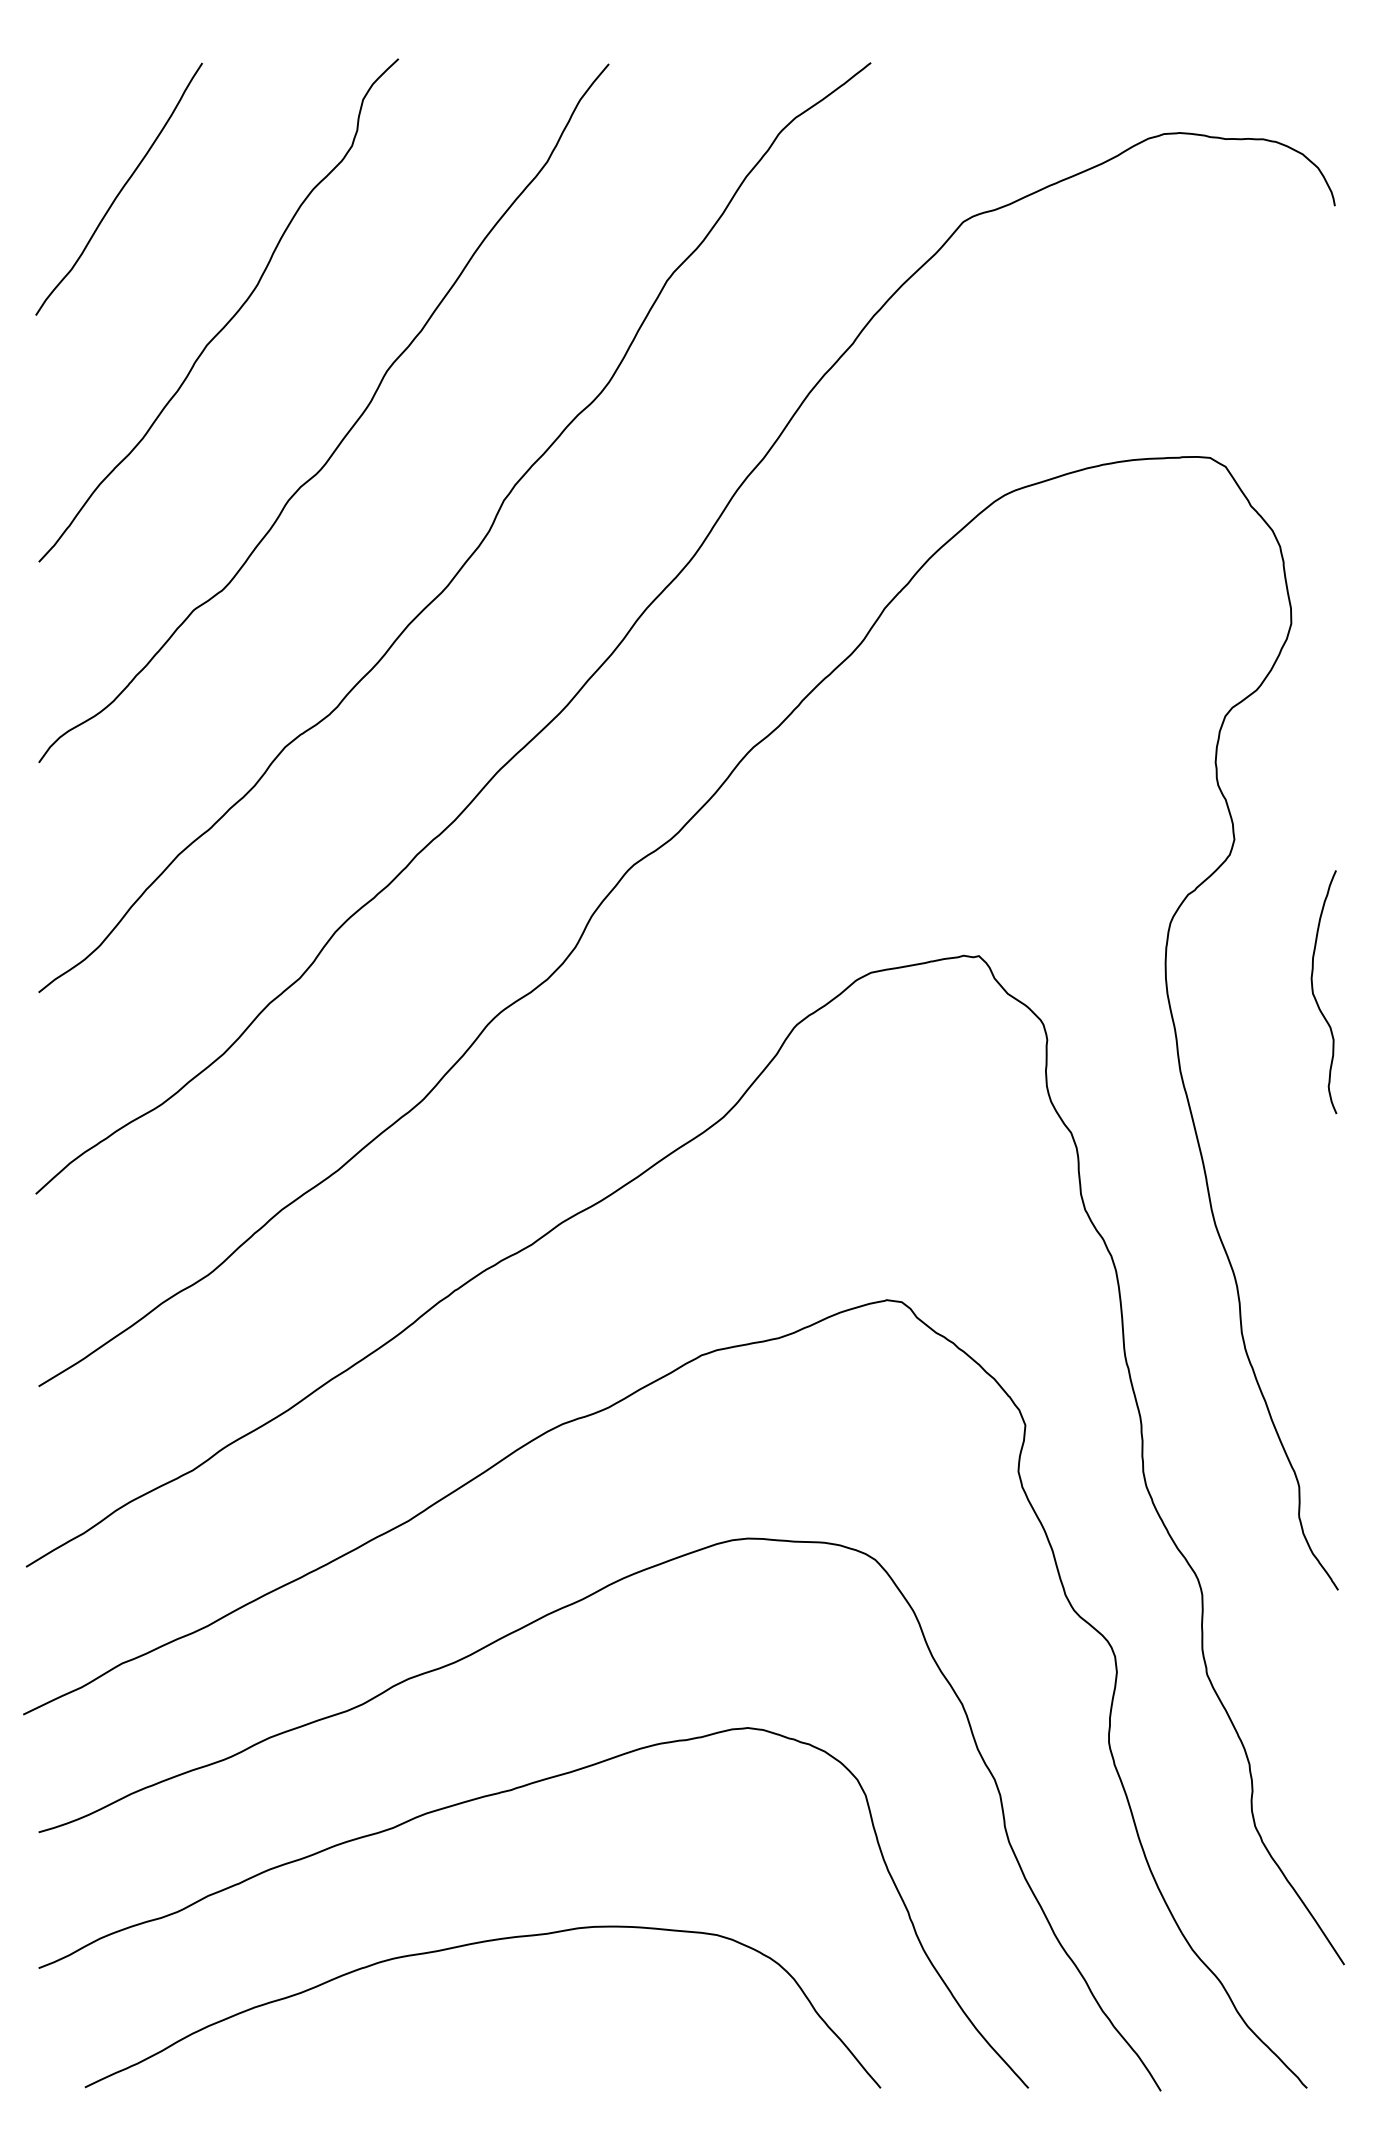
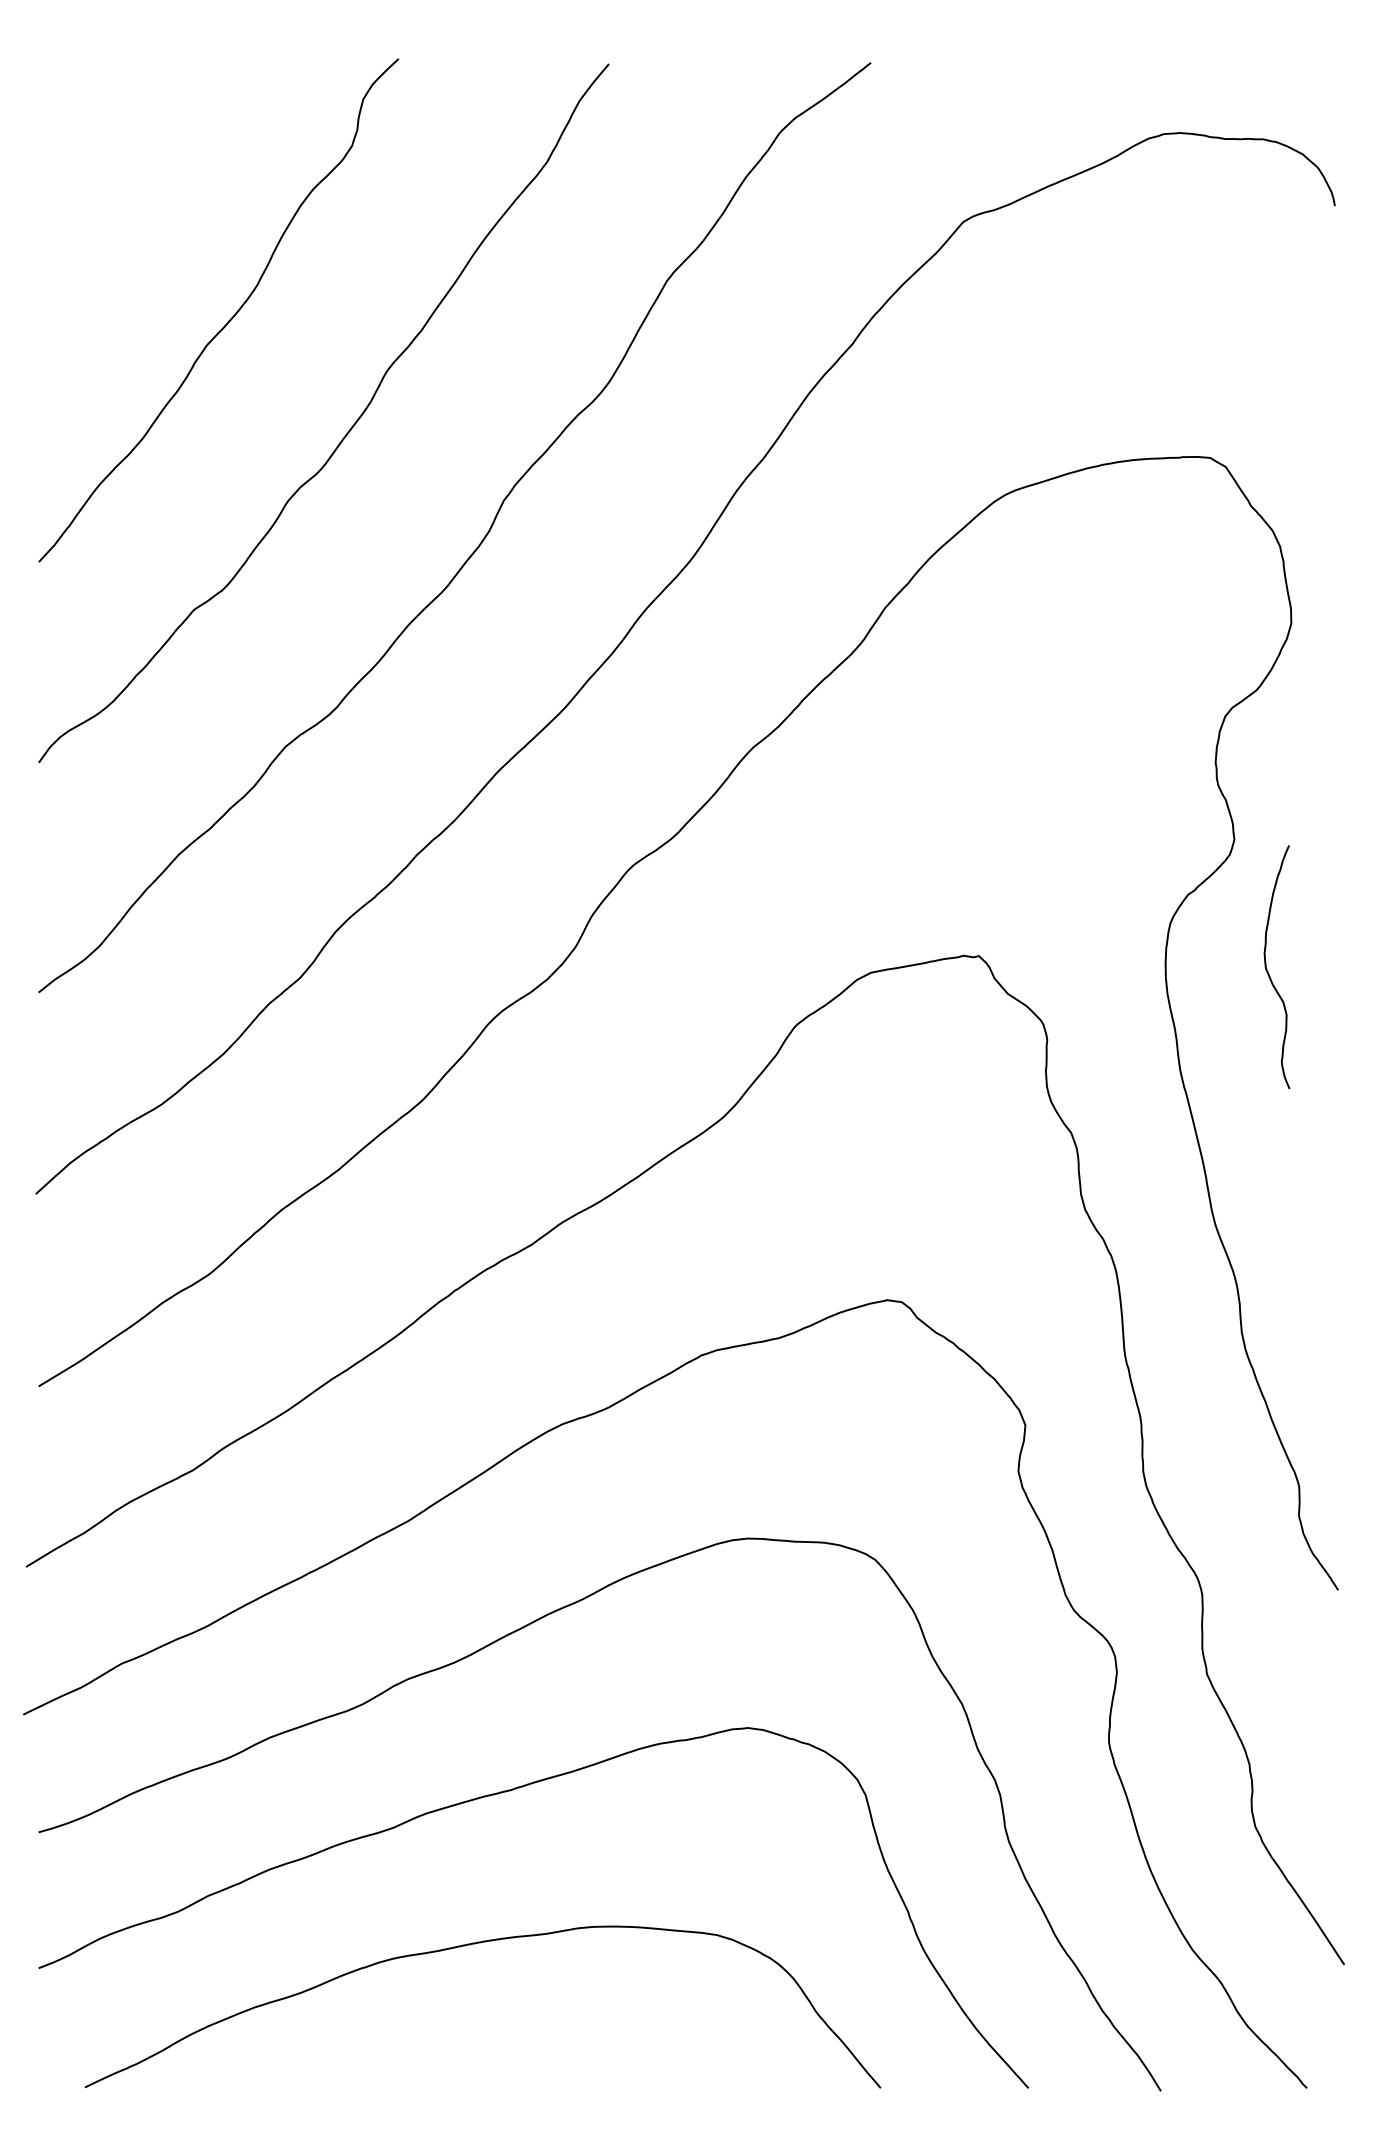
curve: present -> none (120, 189)
curve position: (1315, 996) -> (1268, 971) (1268, 971)
